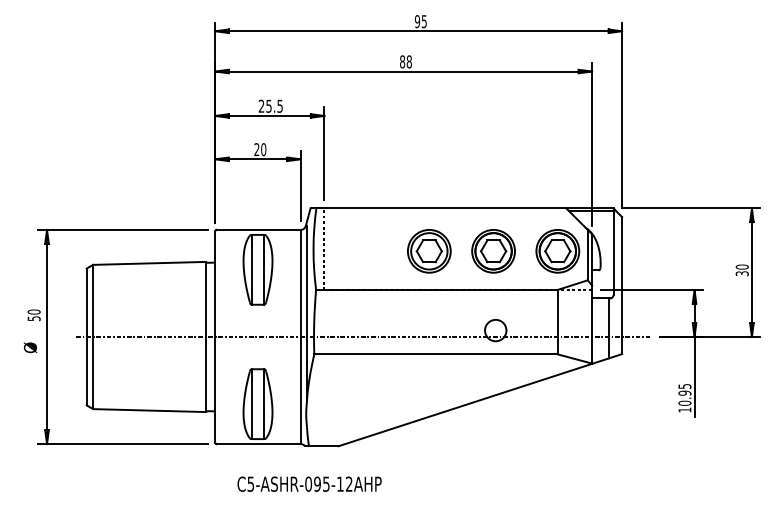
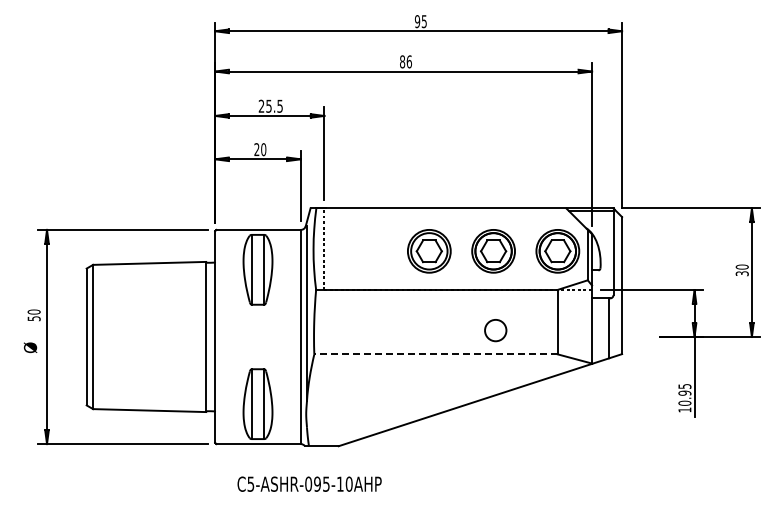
text: 88 -> 86 (408, 61)
line: present -> none (363, 337)
line: solid -> dashed (436, 354)
text: C5-ASHR-095-12AHP -> C5-ASHR-095-10AHP (348, 483)
